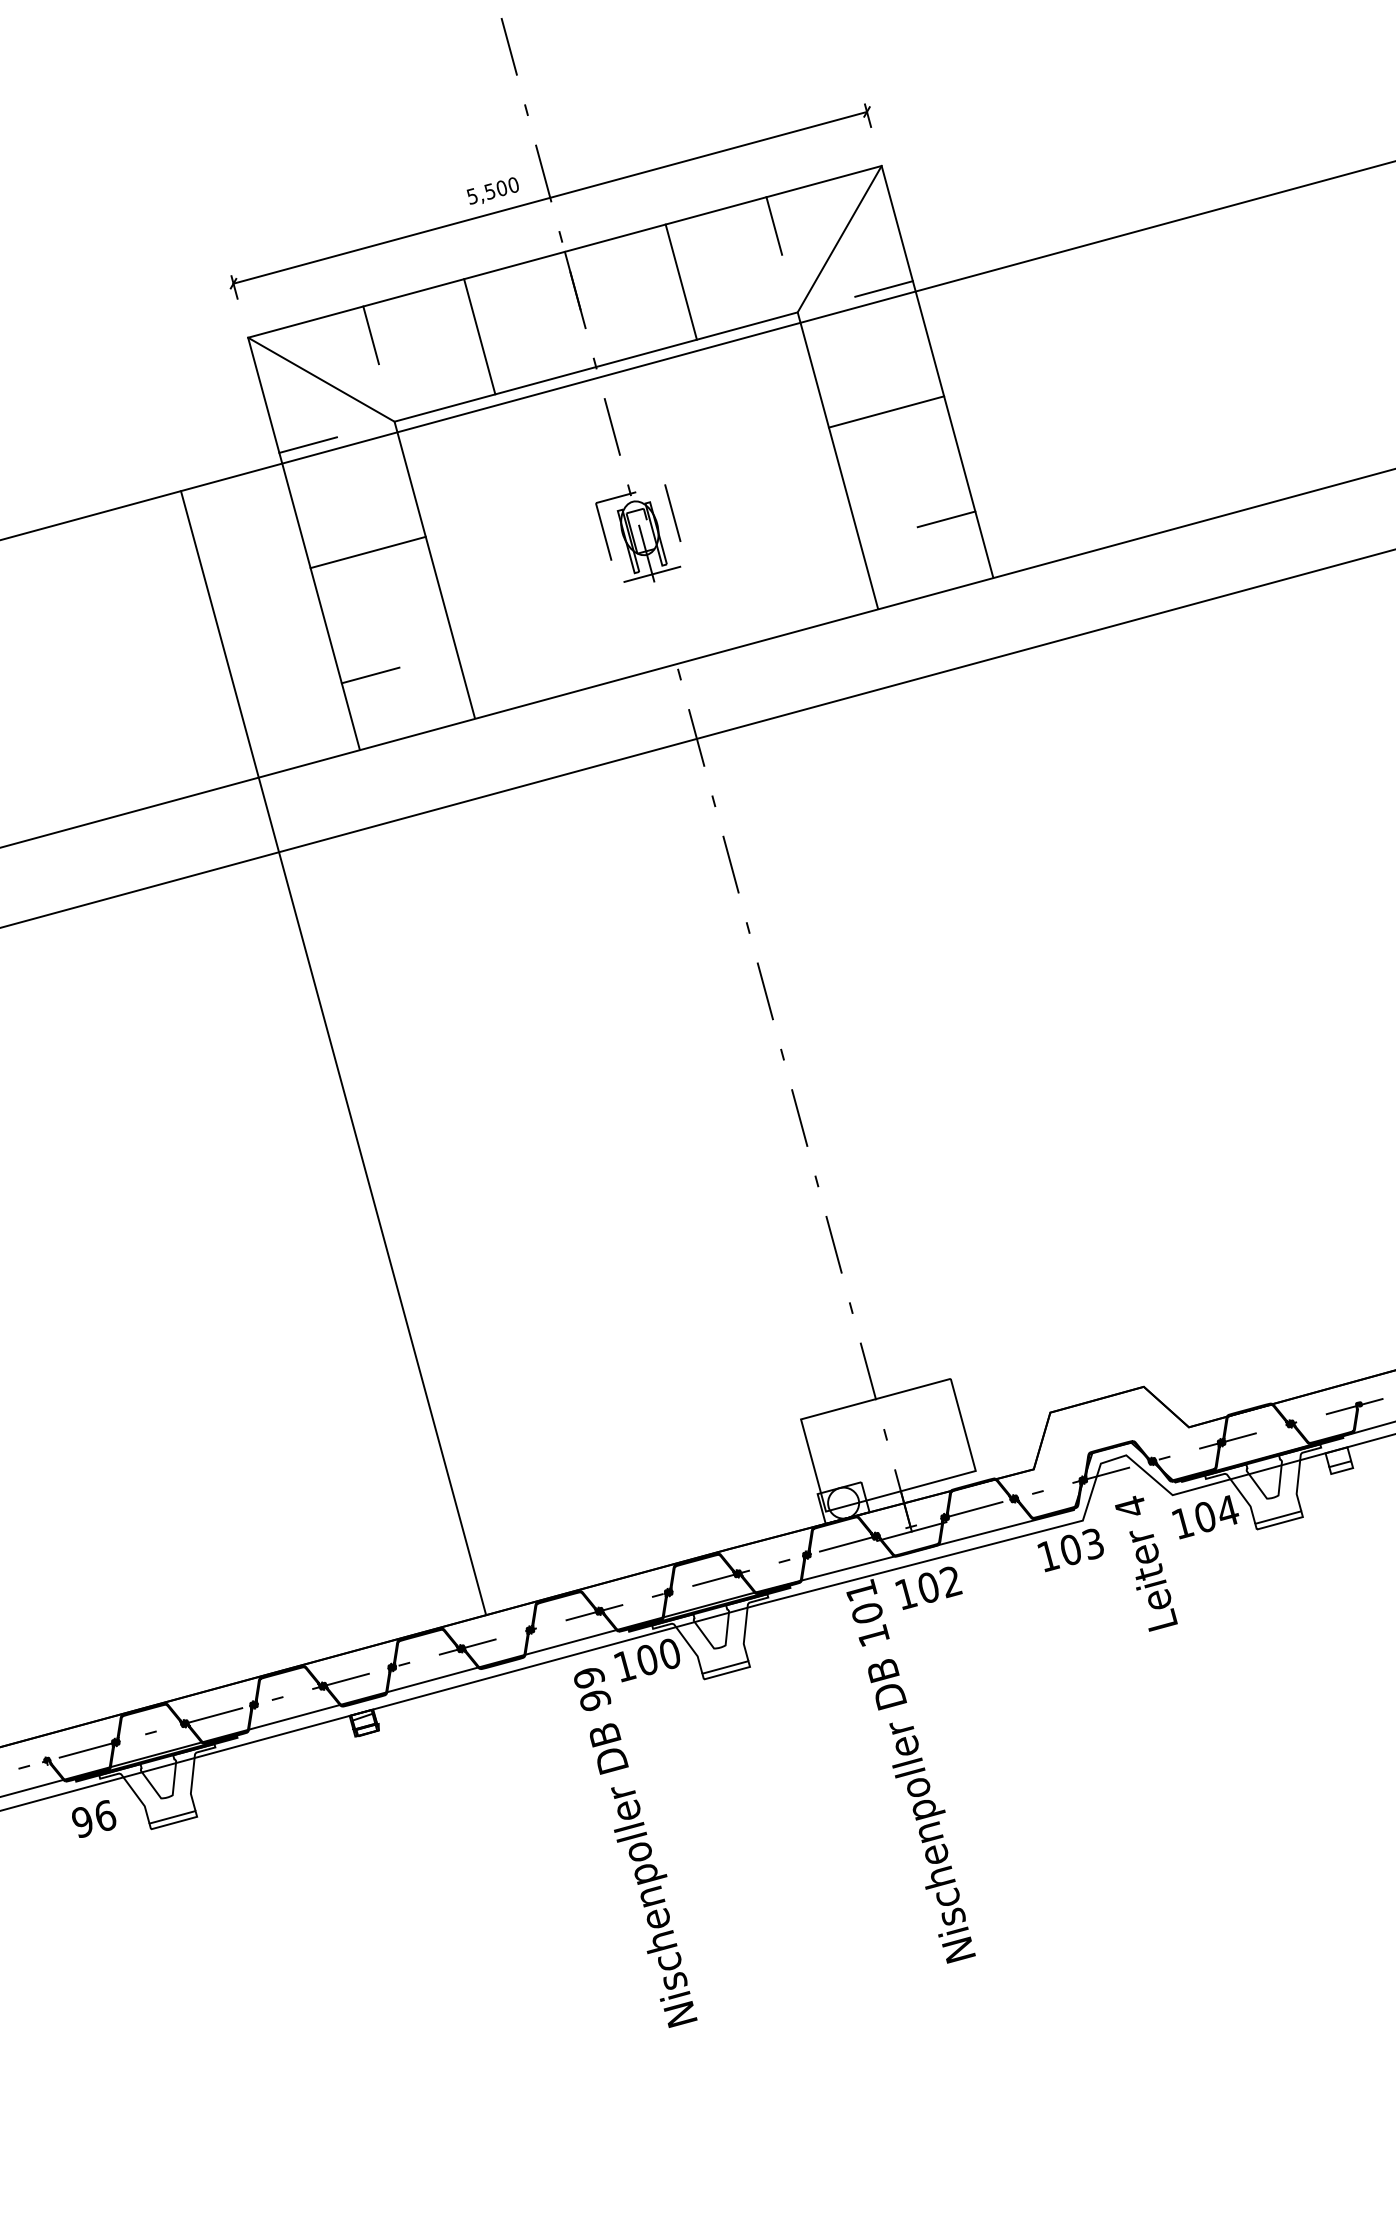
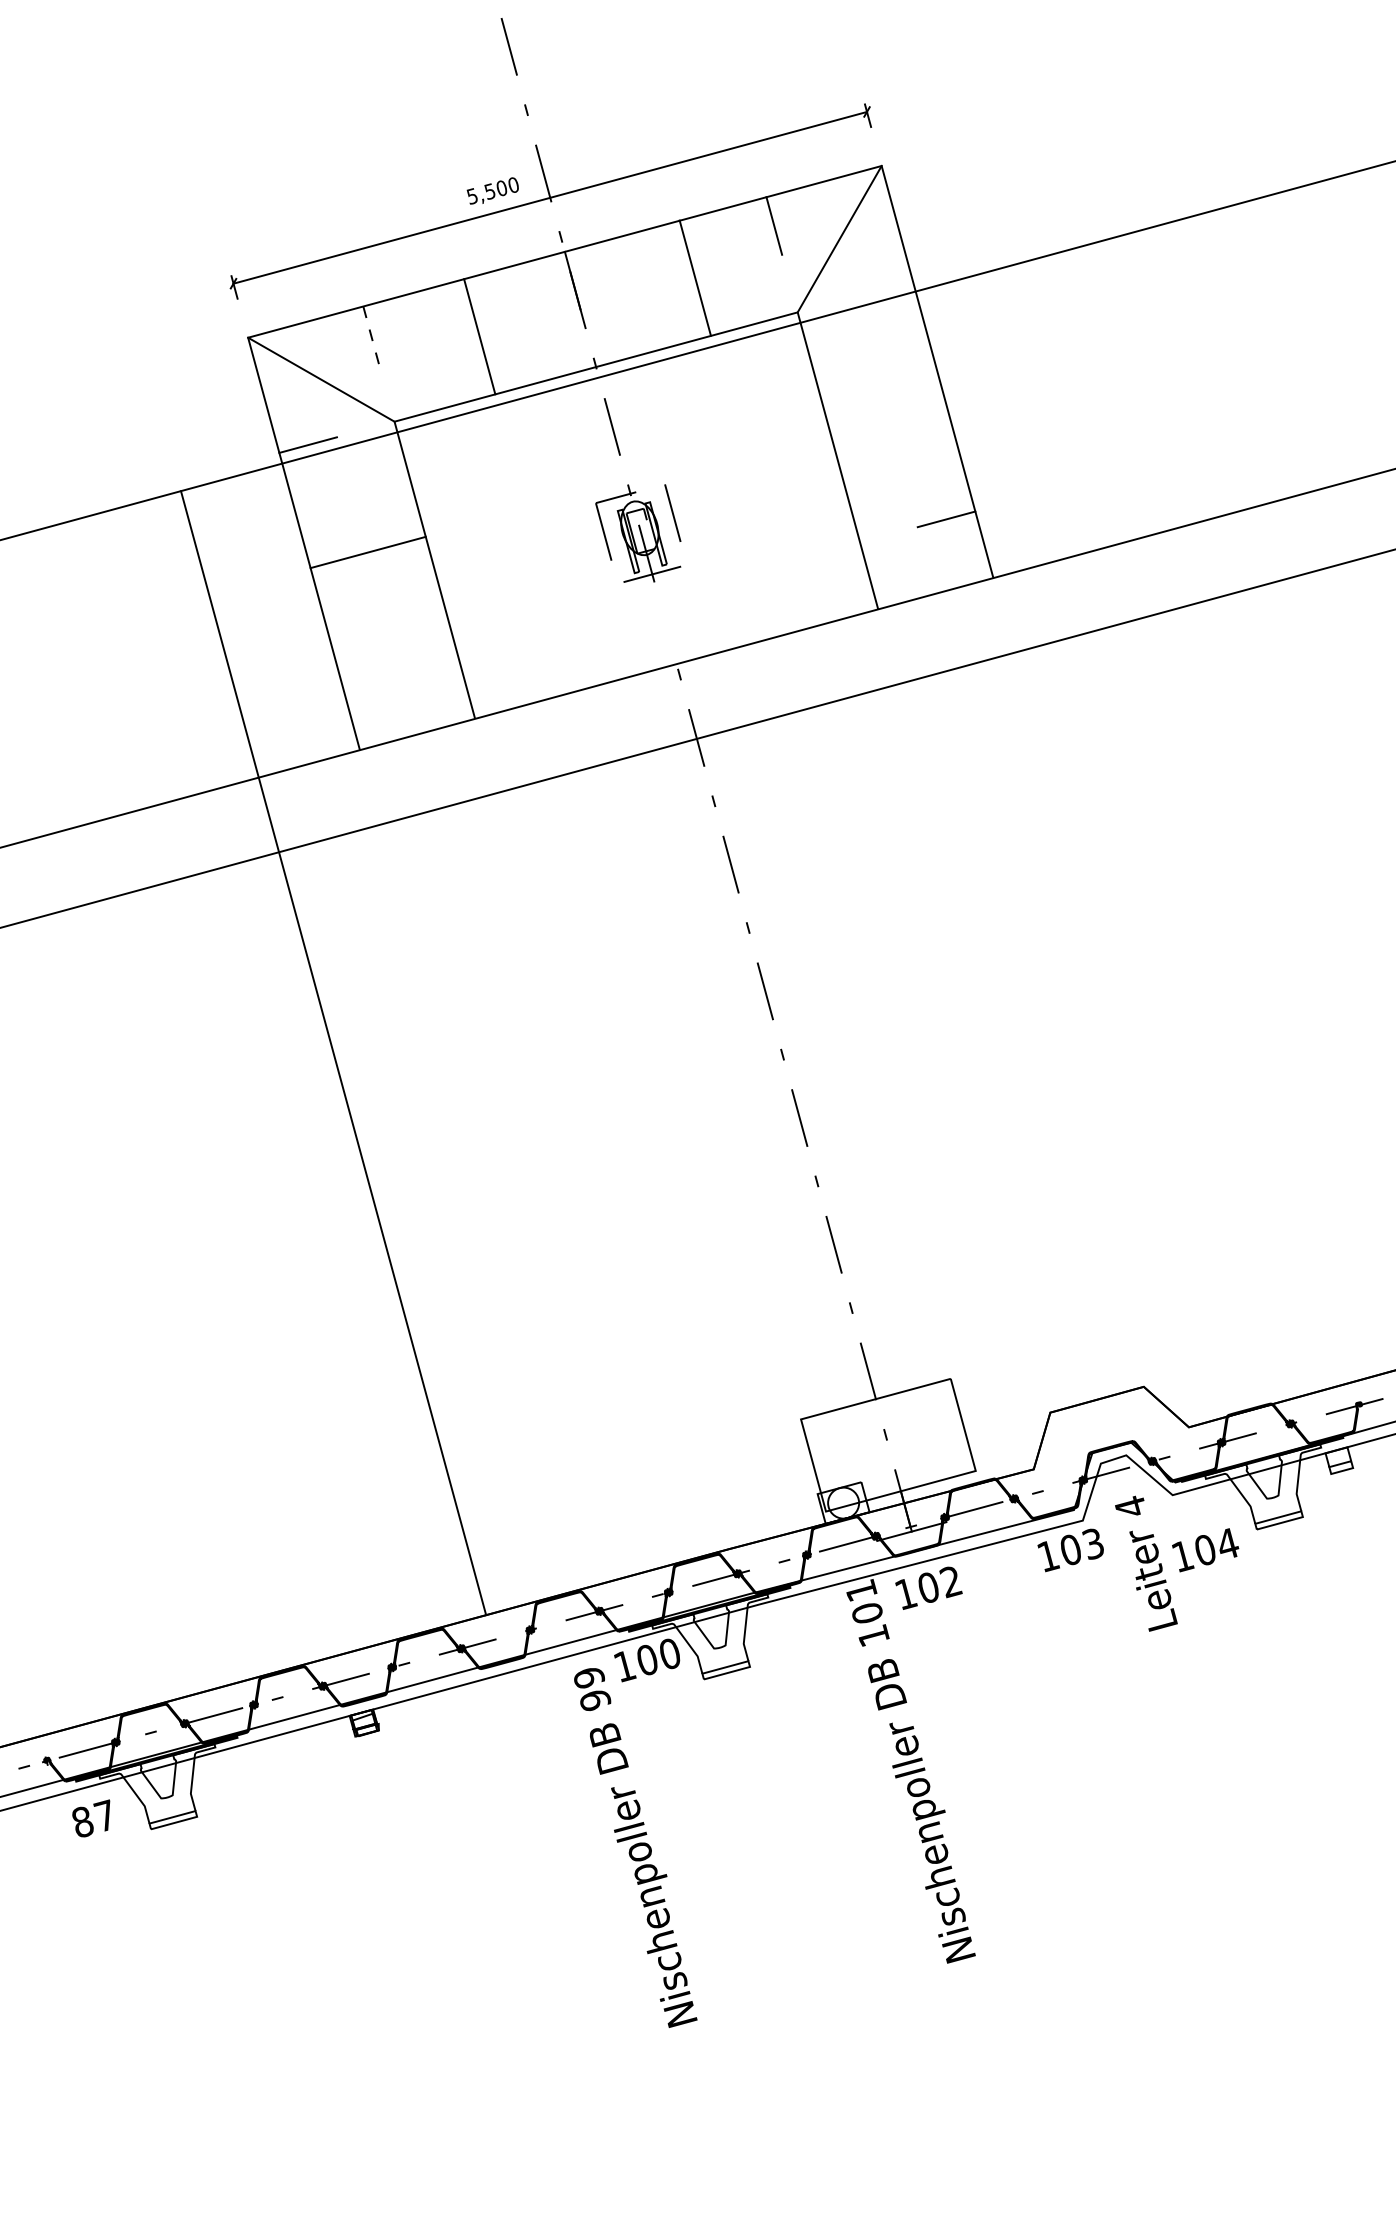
line position: (680, 281) -> (694, 277) (694, 277)
line: present -> none (883, 288)
line: solid -> dashed (371, 335)
line: present -> none (886, 411)
line: present -> none (370, 675)
text position: (1205, 1517) -> (1205, 1550) (1205, 1550)
text: 96 -> 87 (94, 1818)
